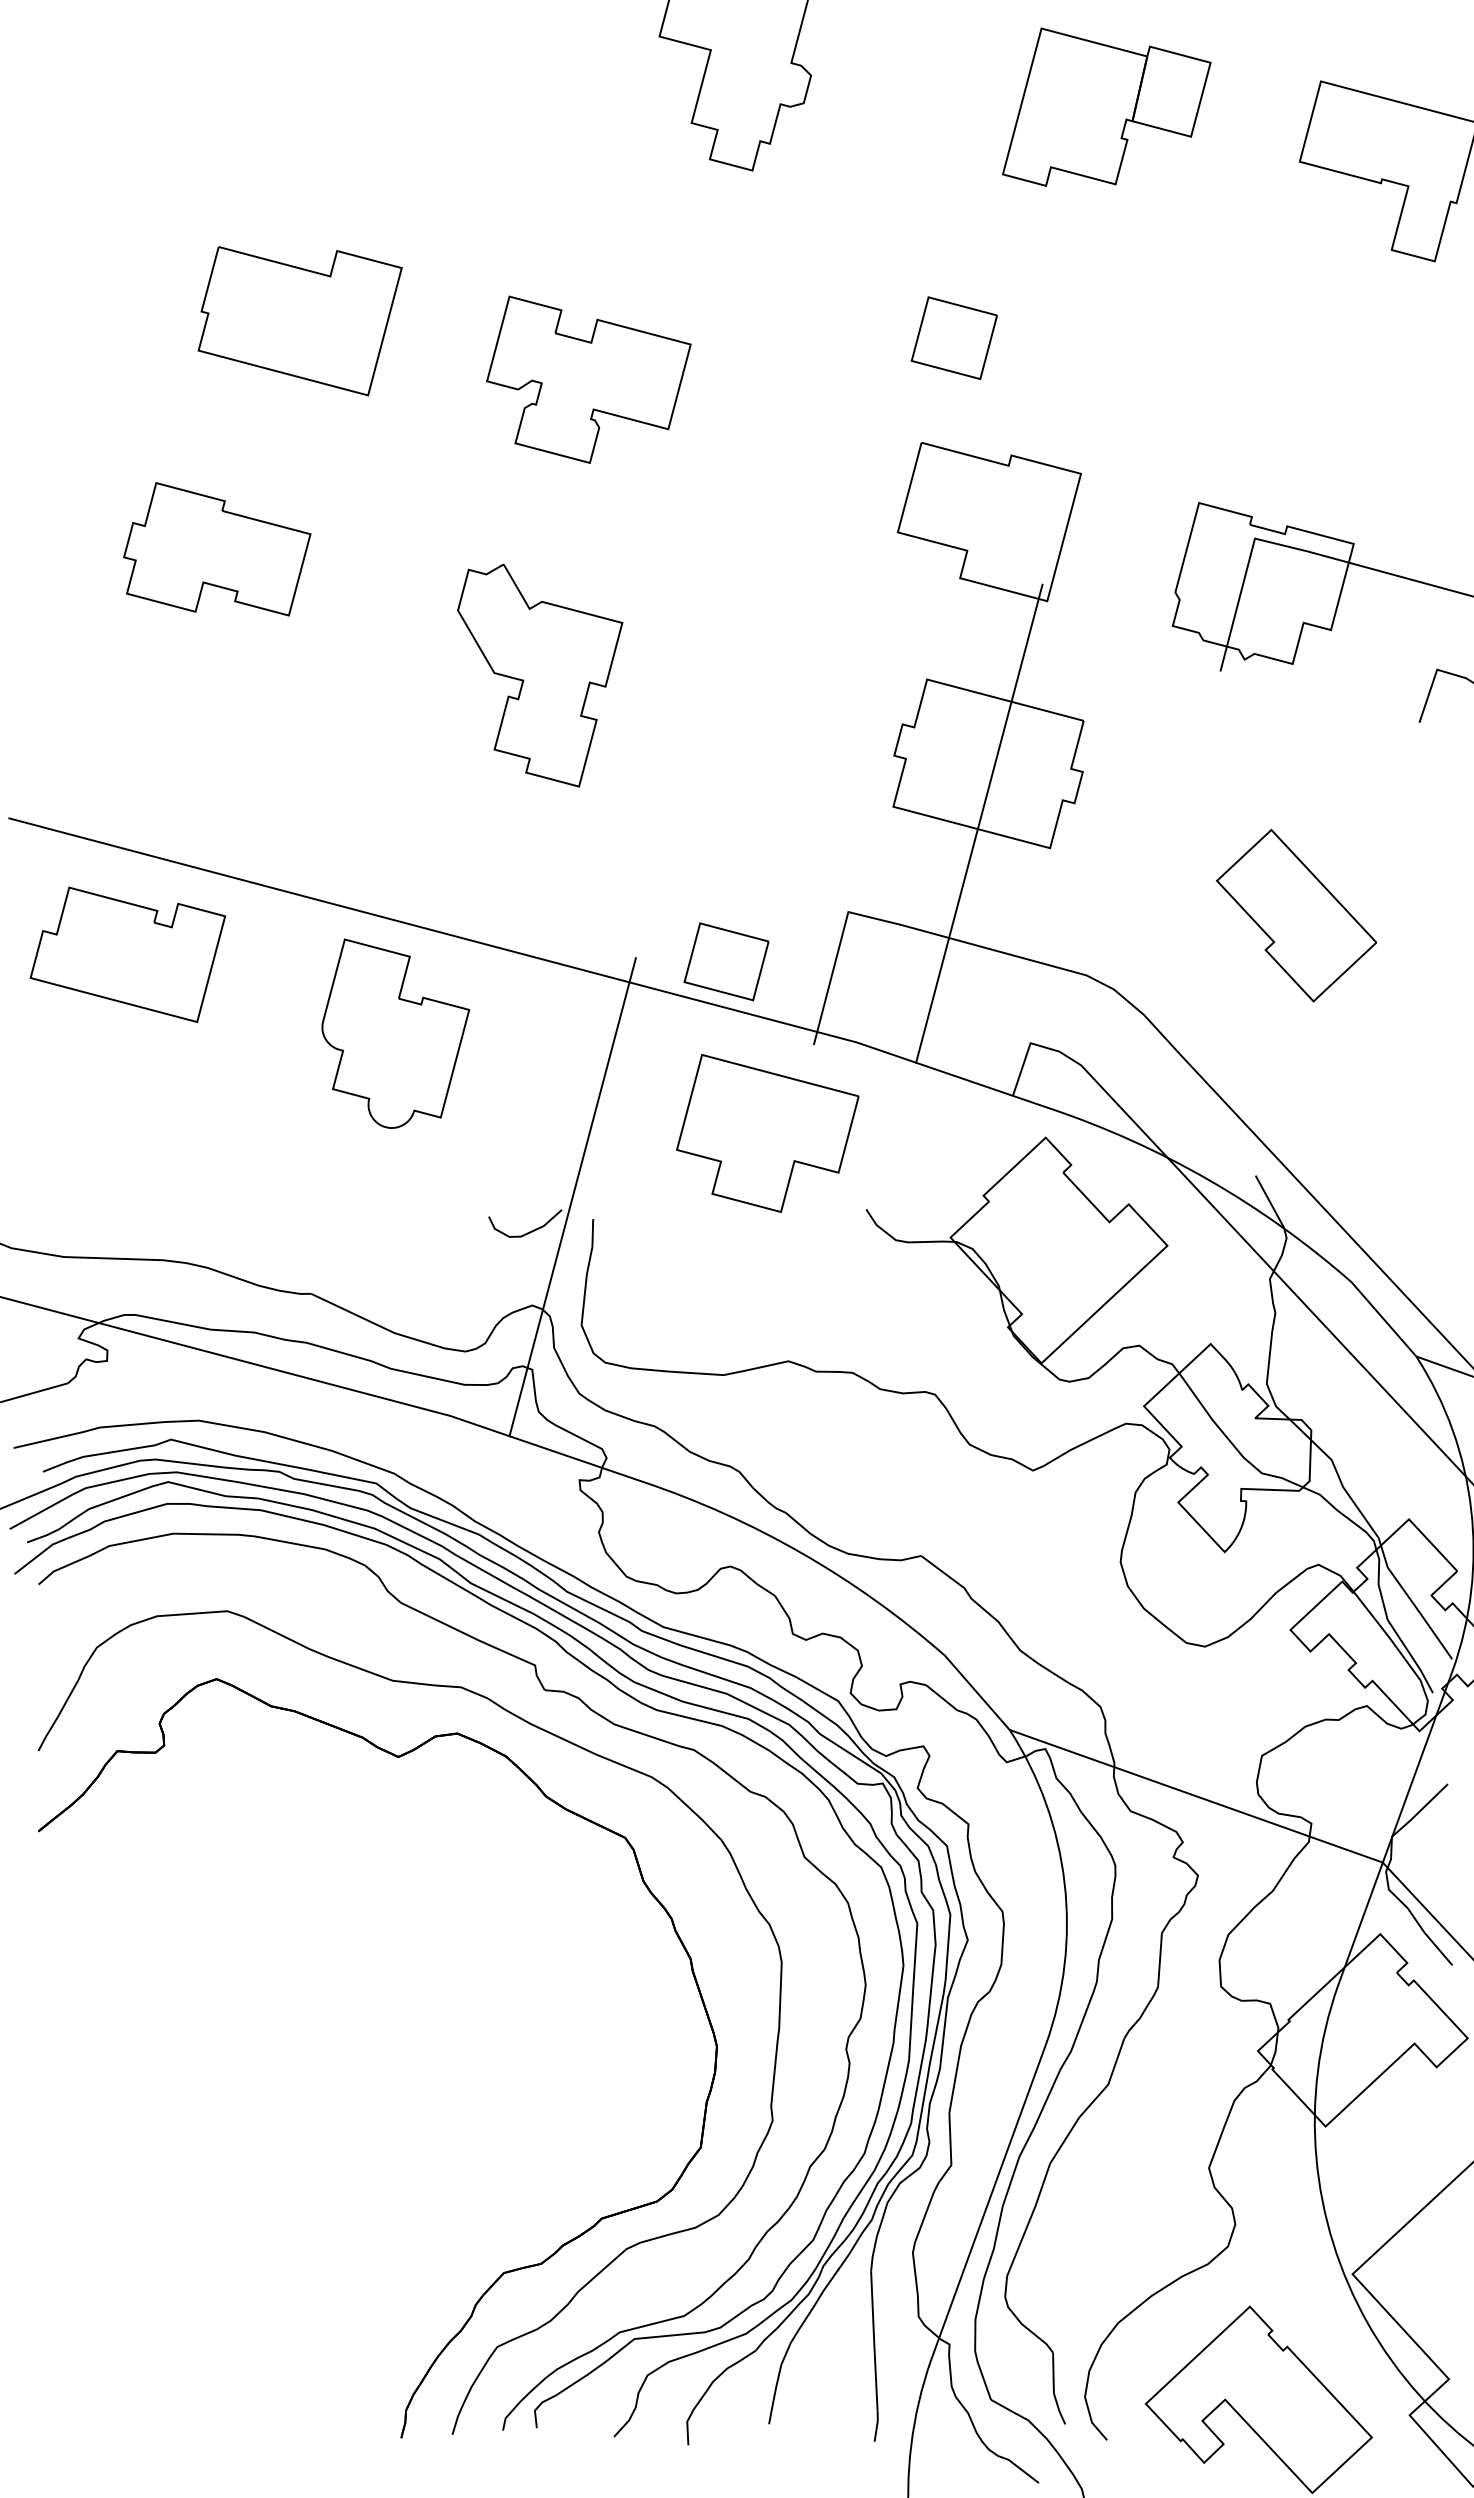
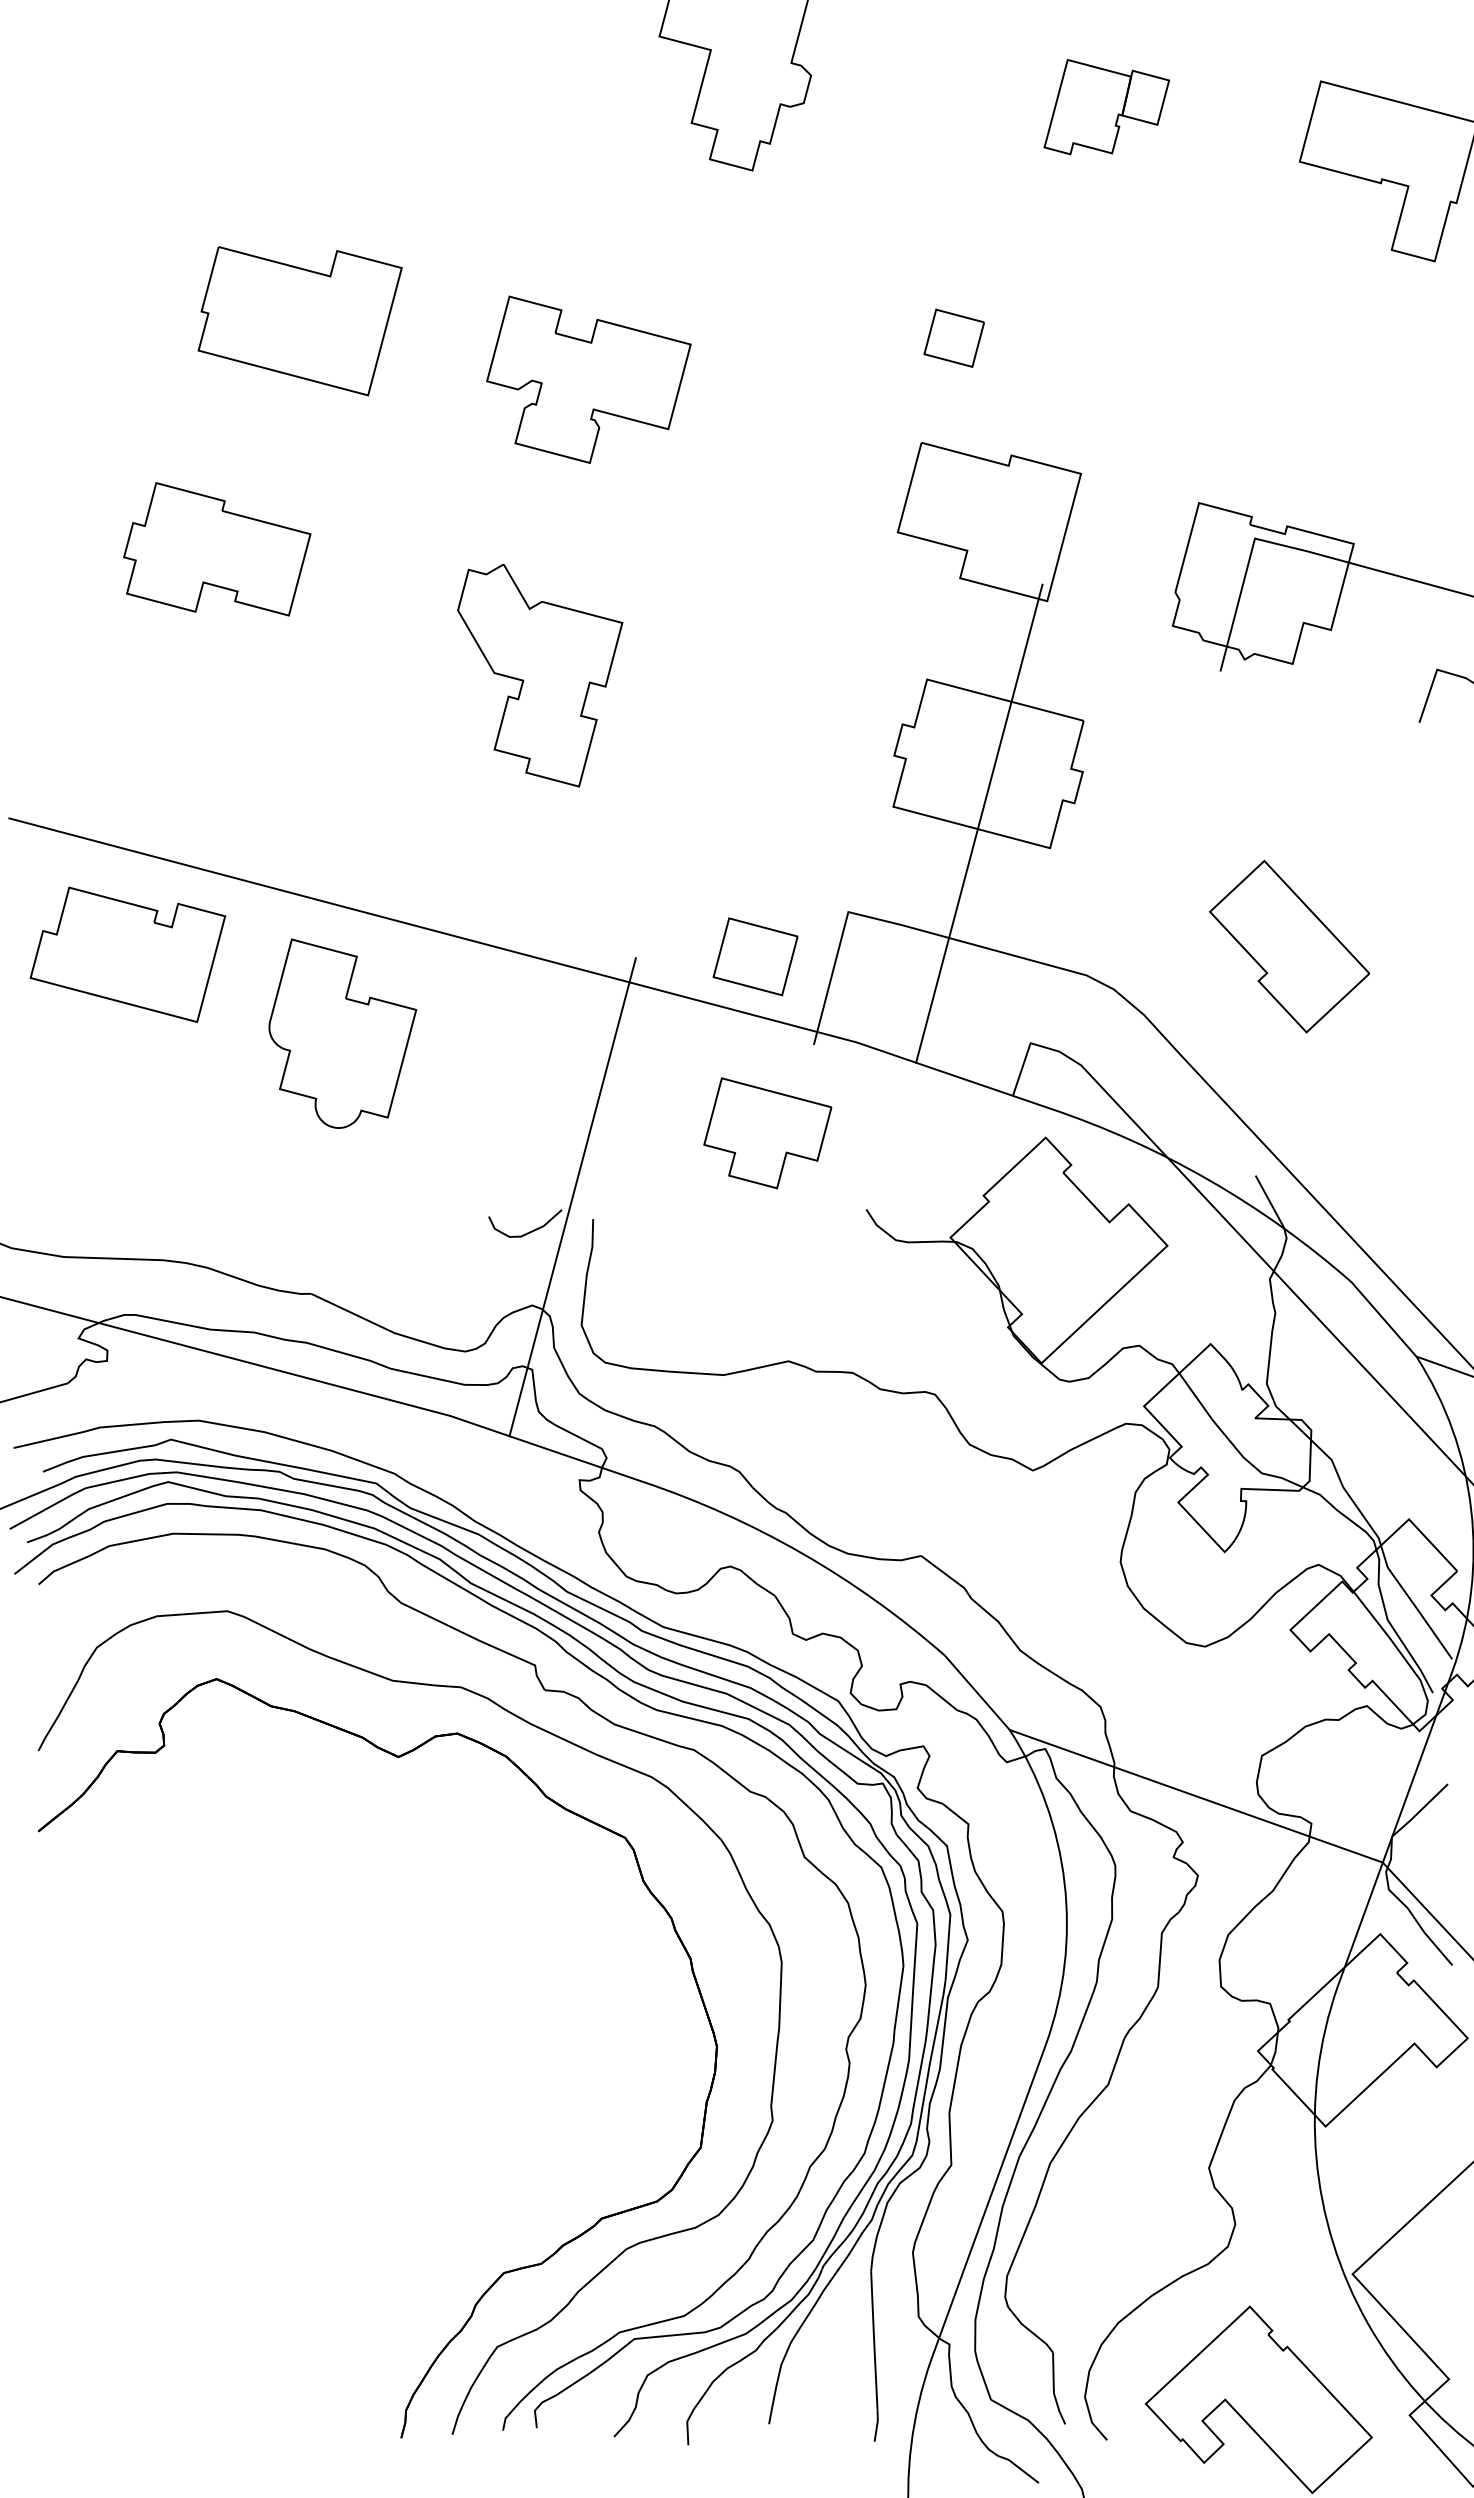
part size: 210x160 px -> 128x98 px (1106, 106)
part size: 88x85 px -> 62x60 px (953, 337)
part position: (1296, 915) -> (1289, 946) (1289, 946)
part position: (726, 961) -> (755, 956) (755, 956)
part position: (395, 1033) -> (342, 1033) (342, 1033)
part size: 184x160 px -> 130x113 px (767, 1133)
